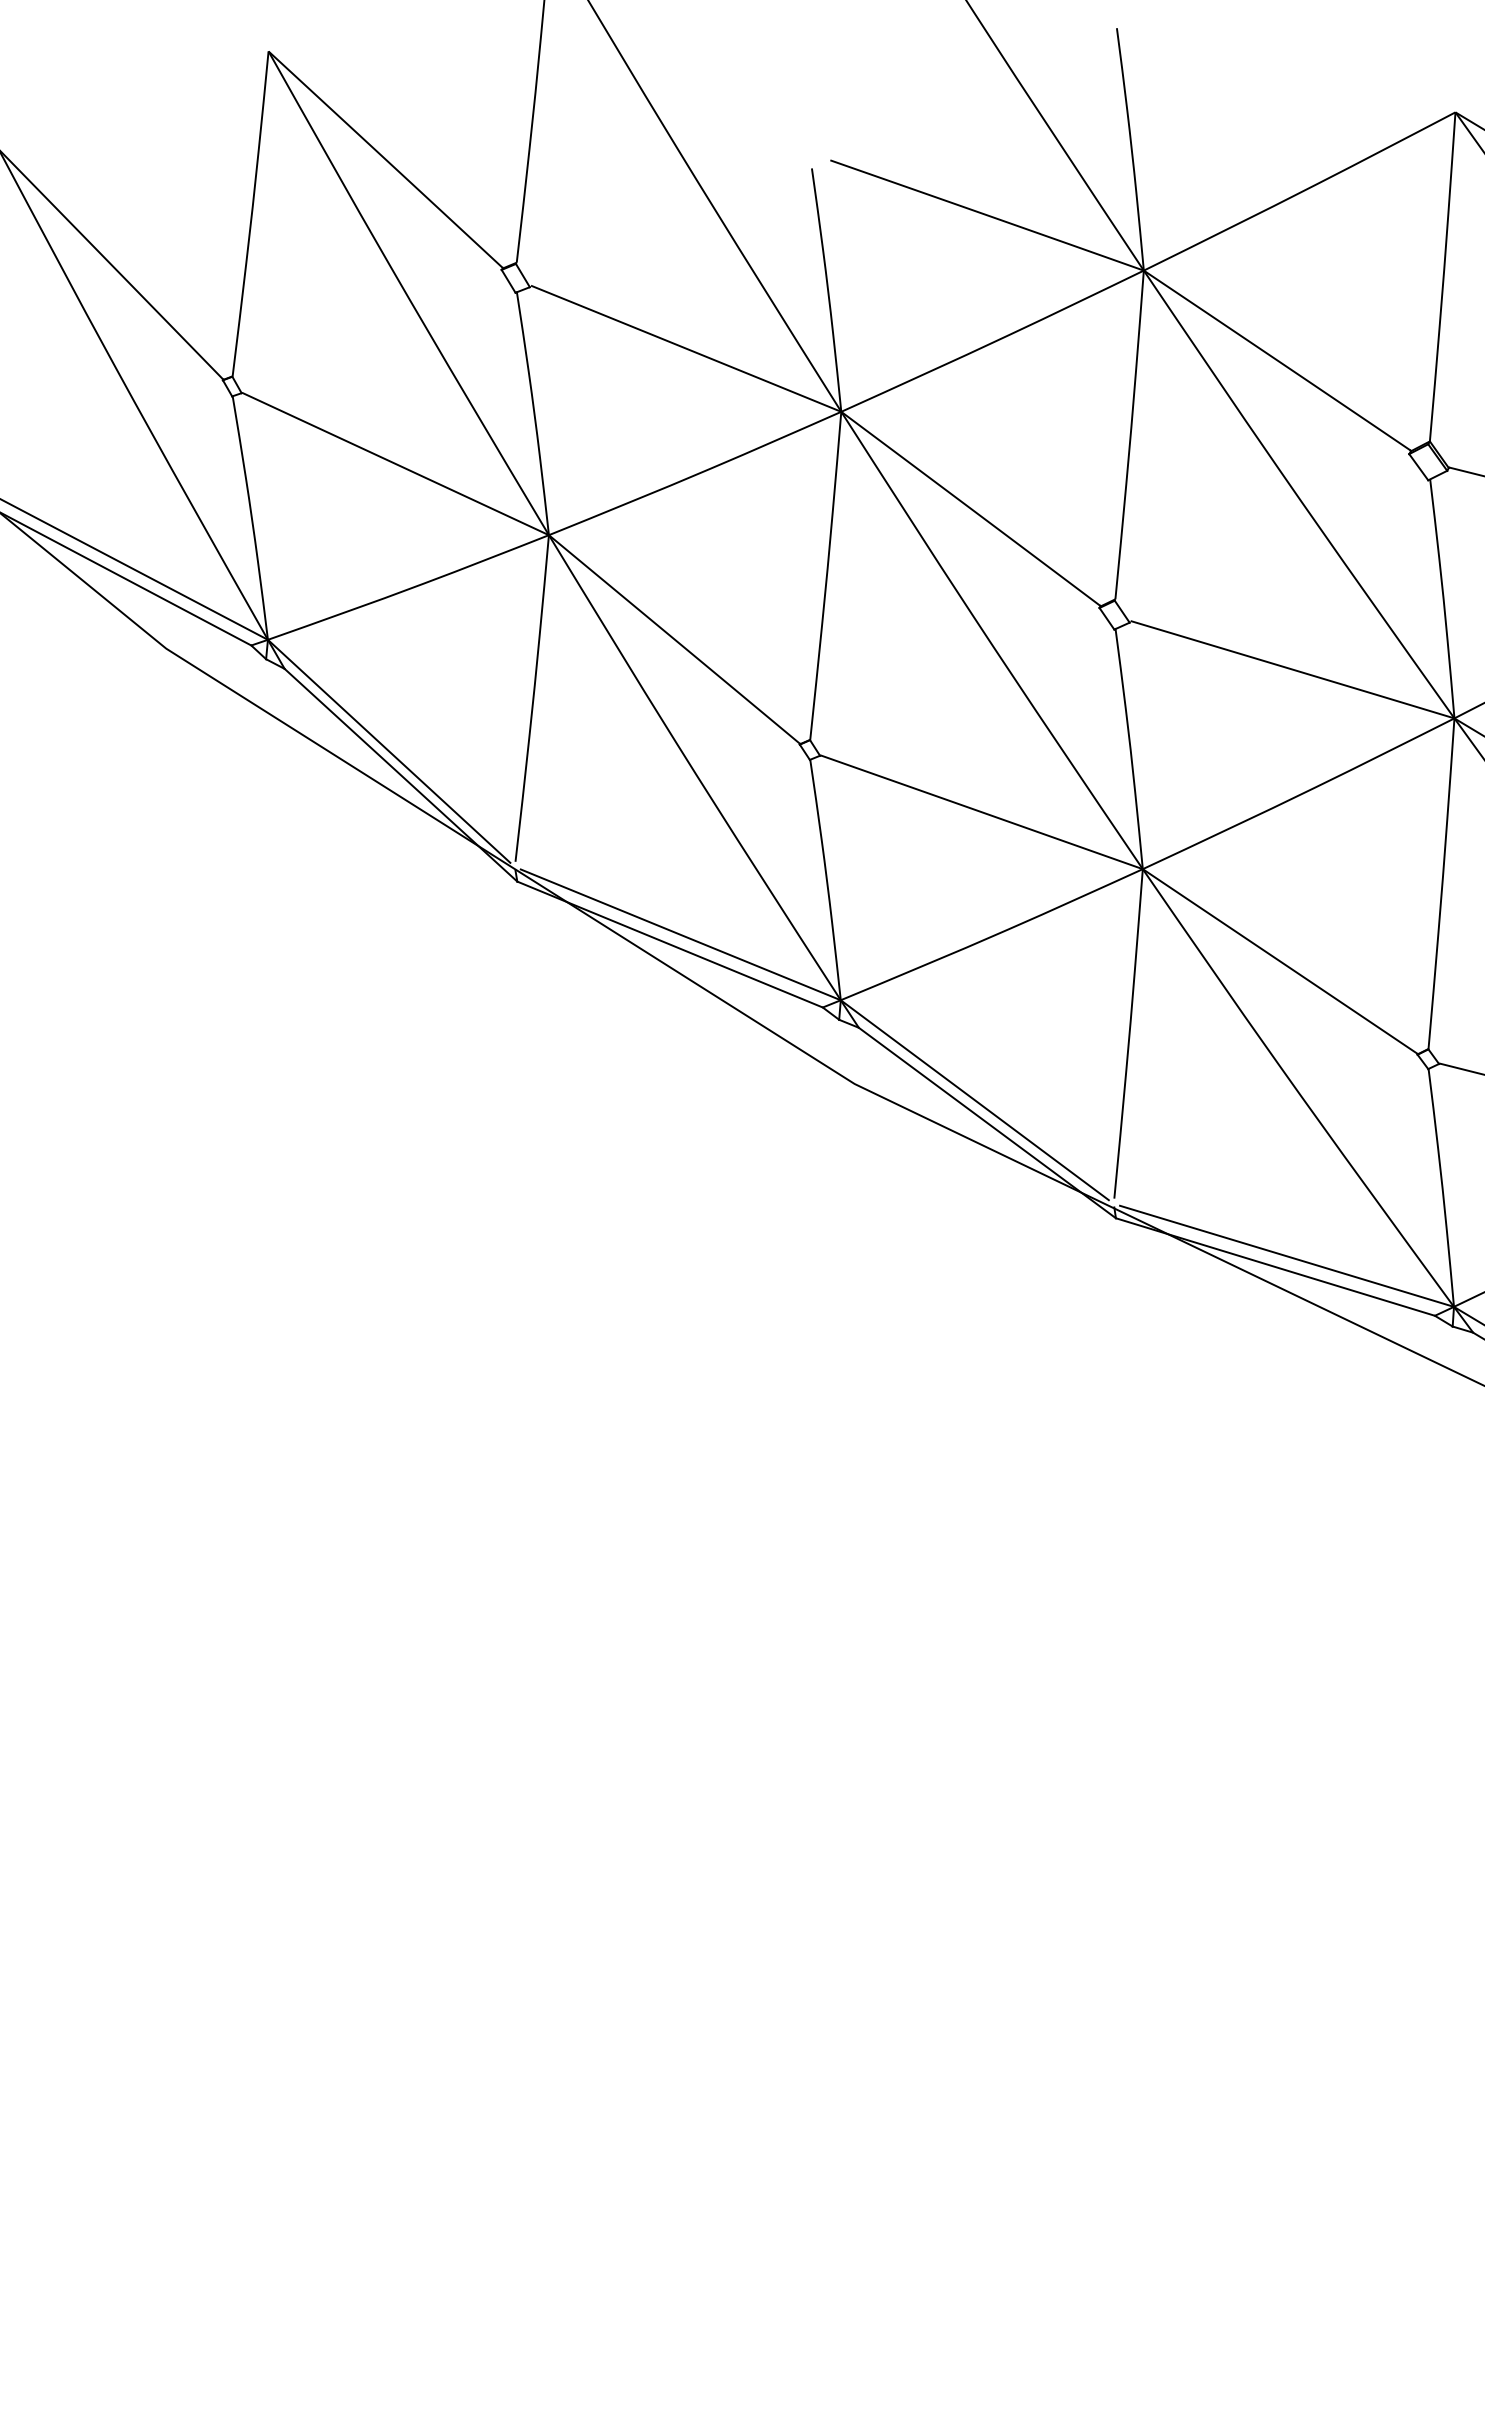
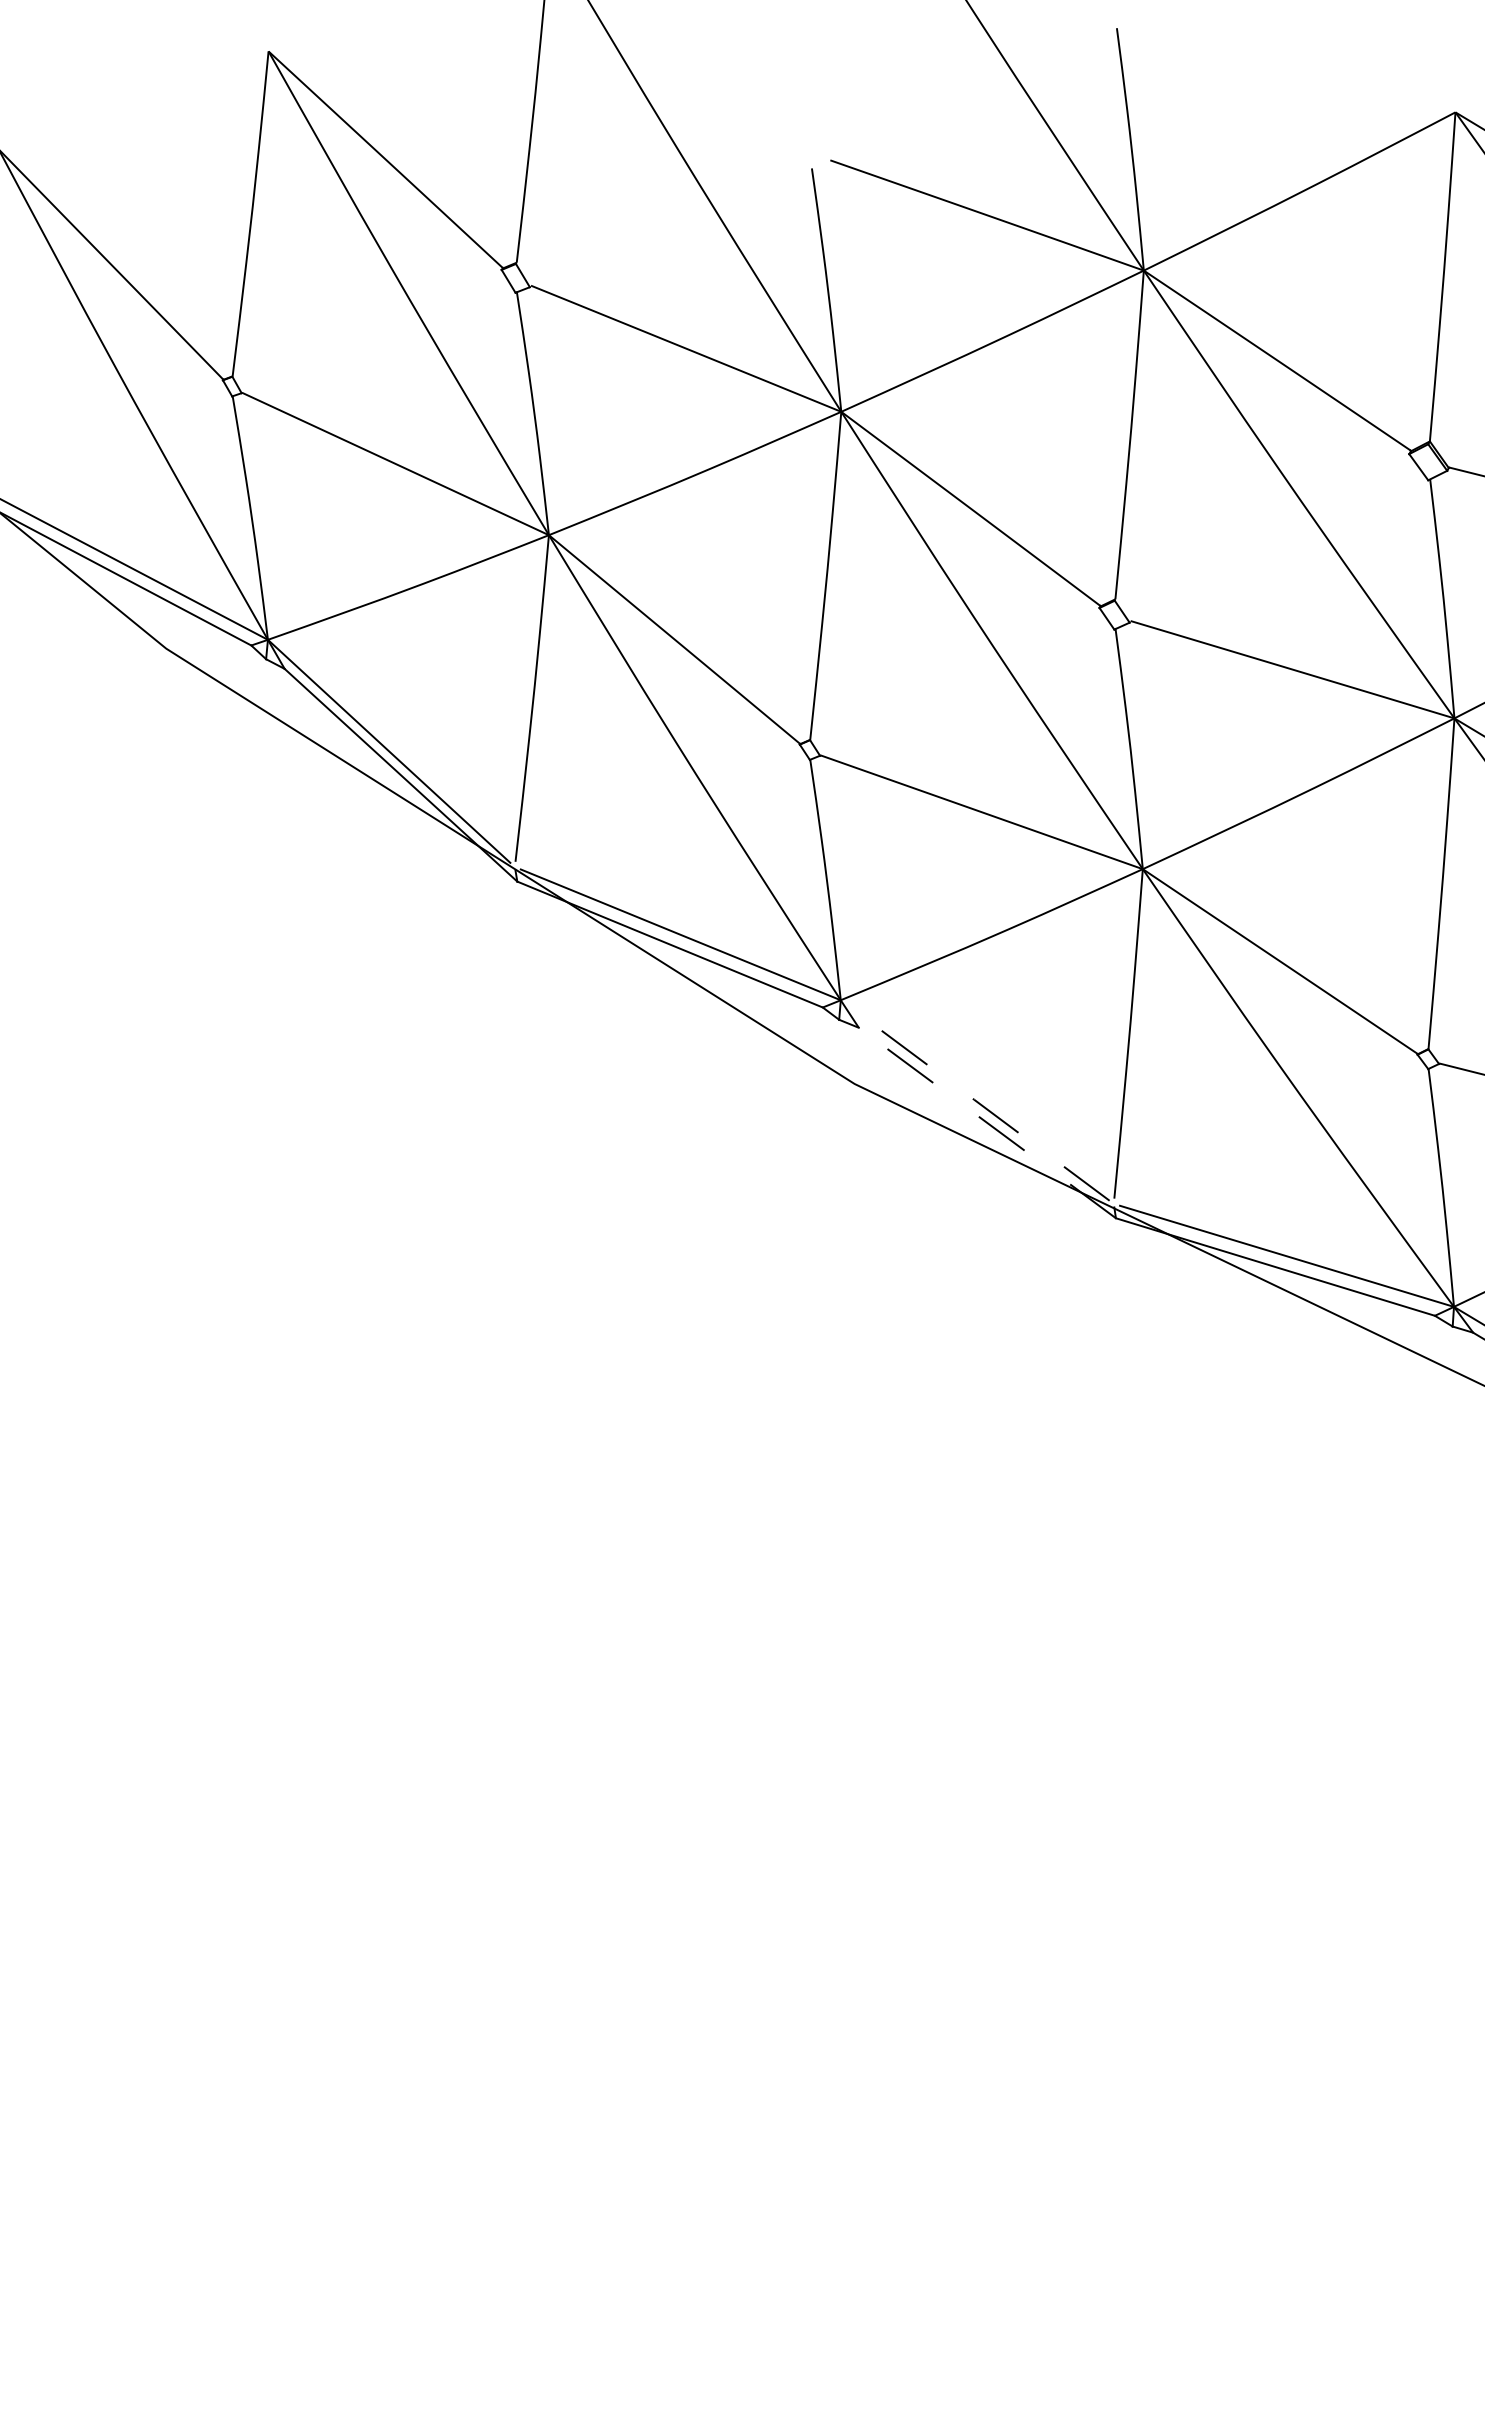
line: solid -> dashed (975, 1100)
line: solid -> dashed (987, 1123)
